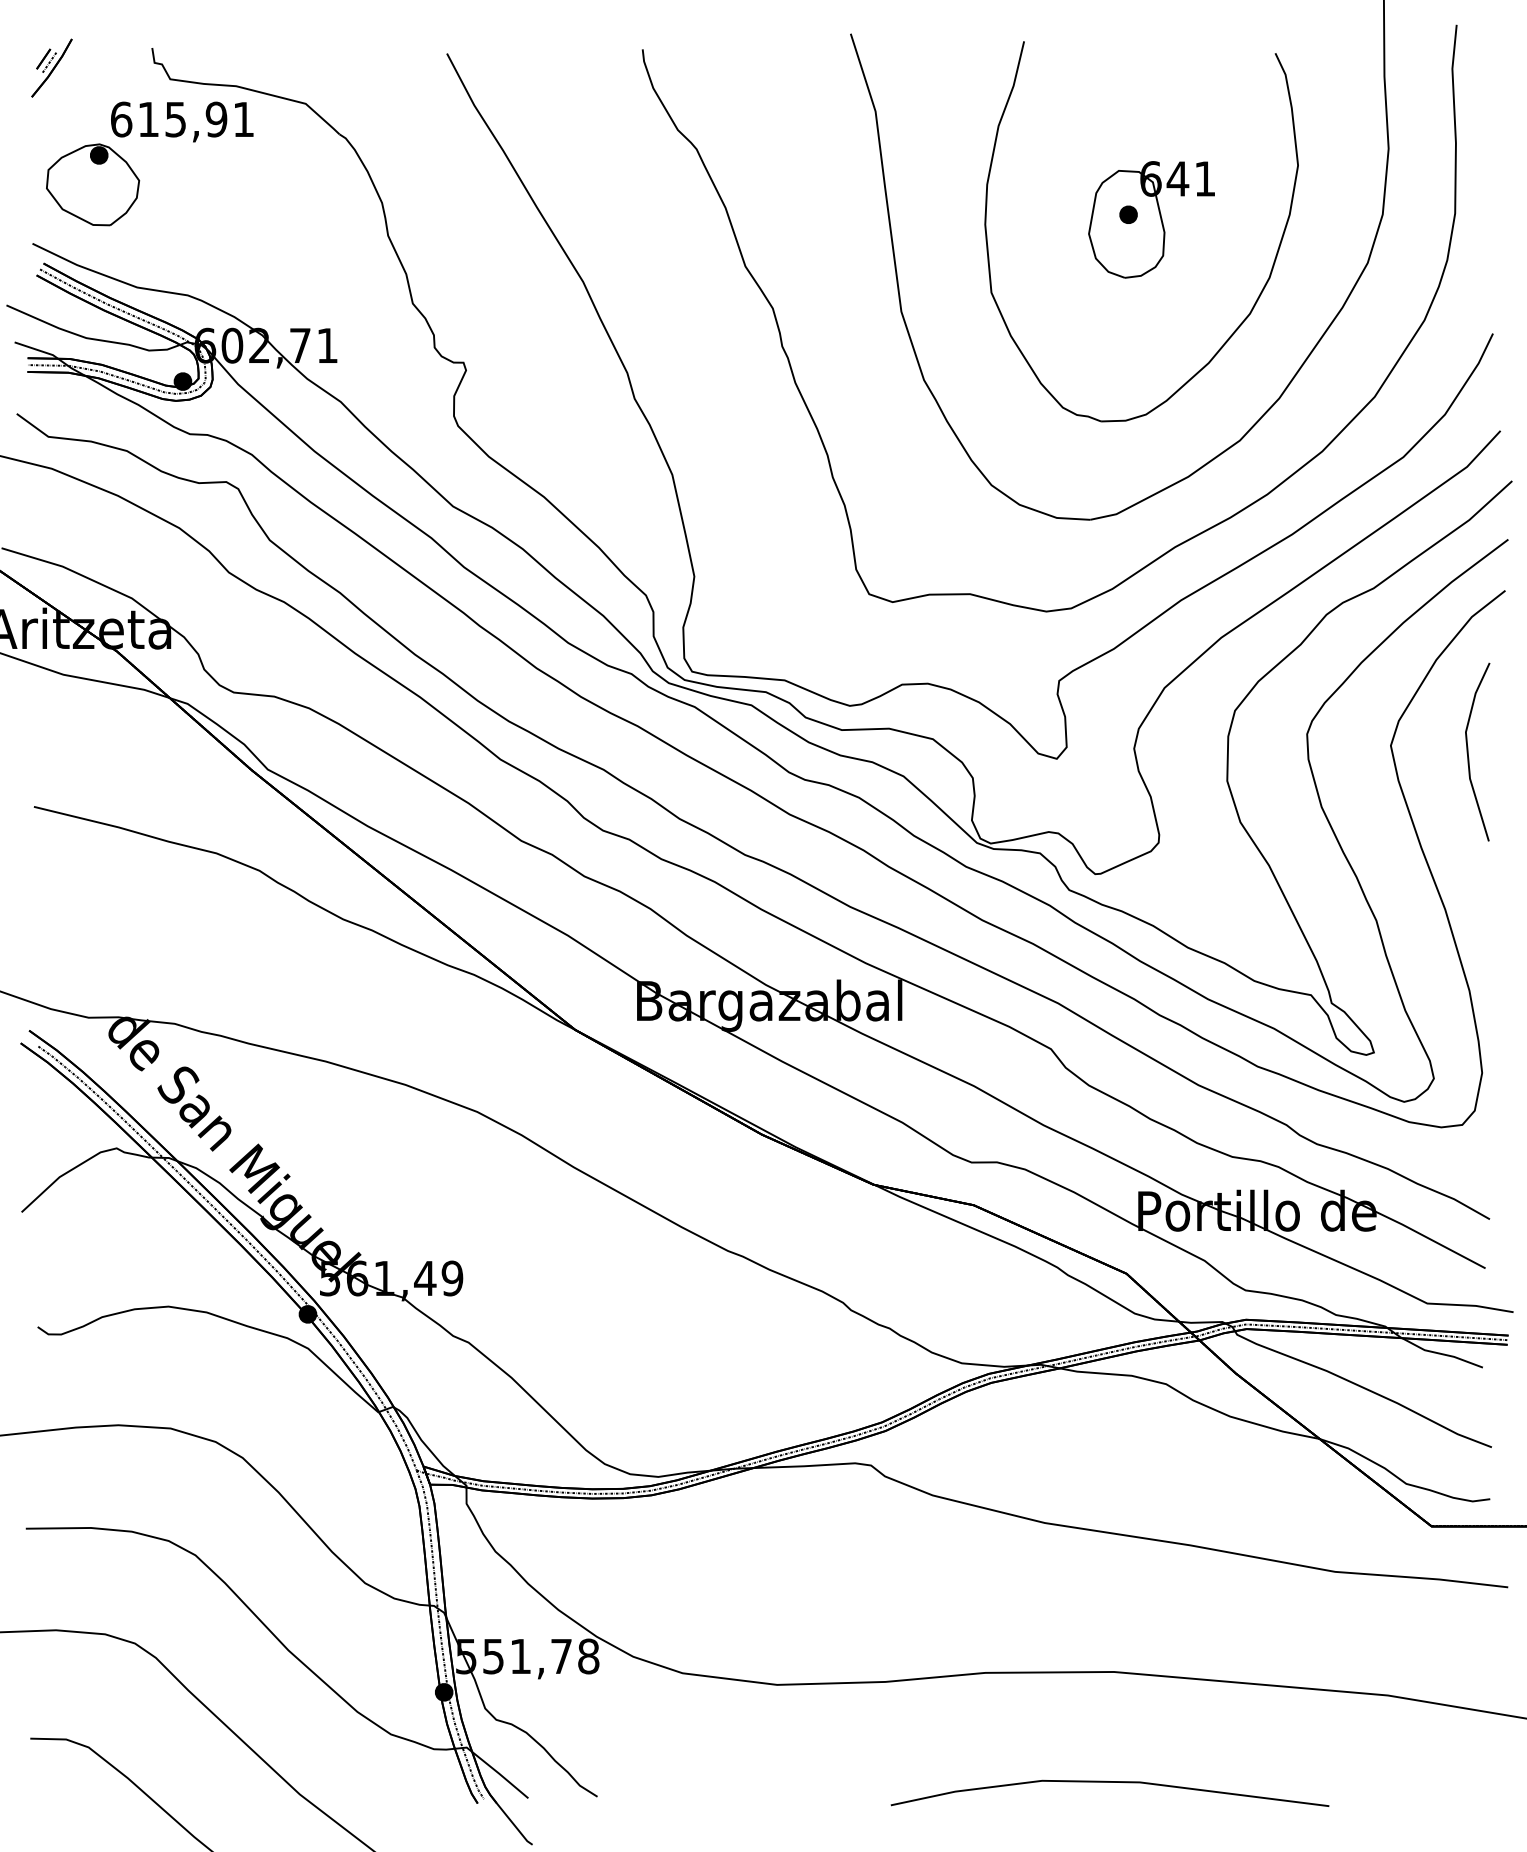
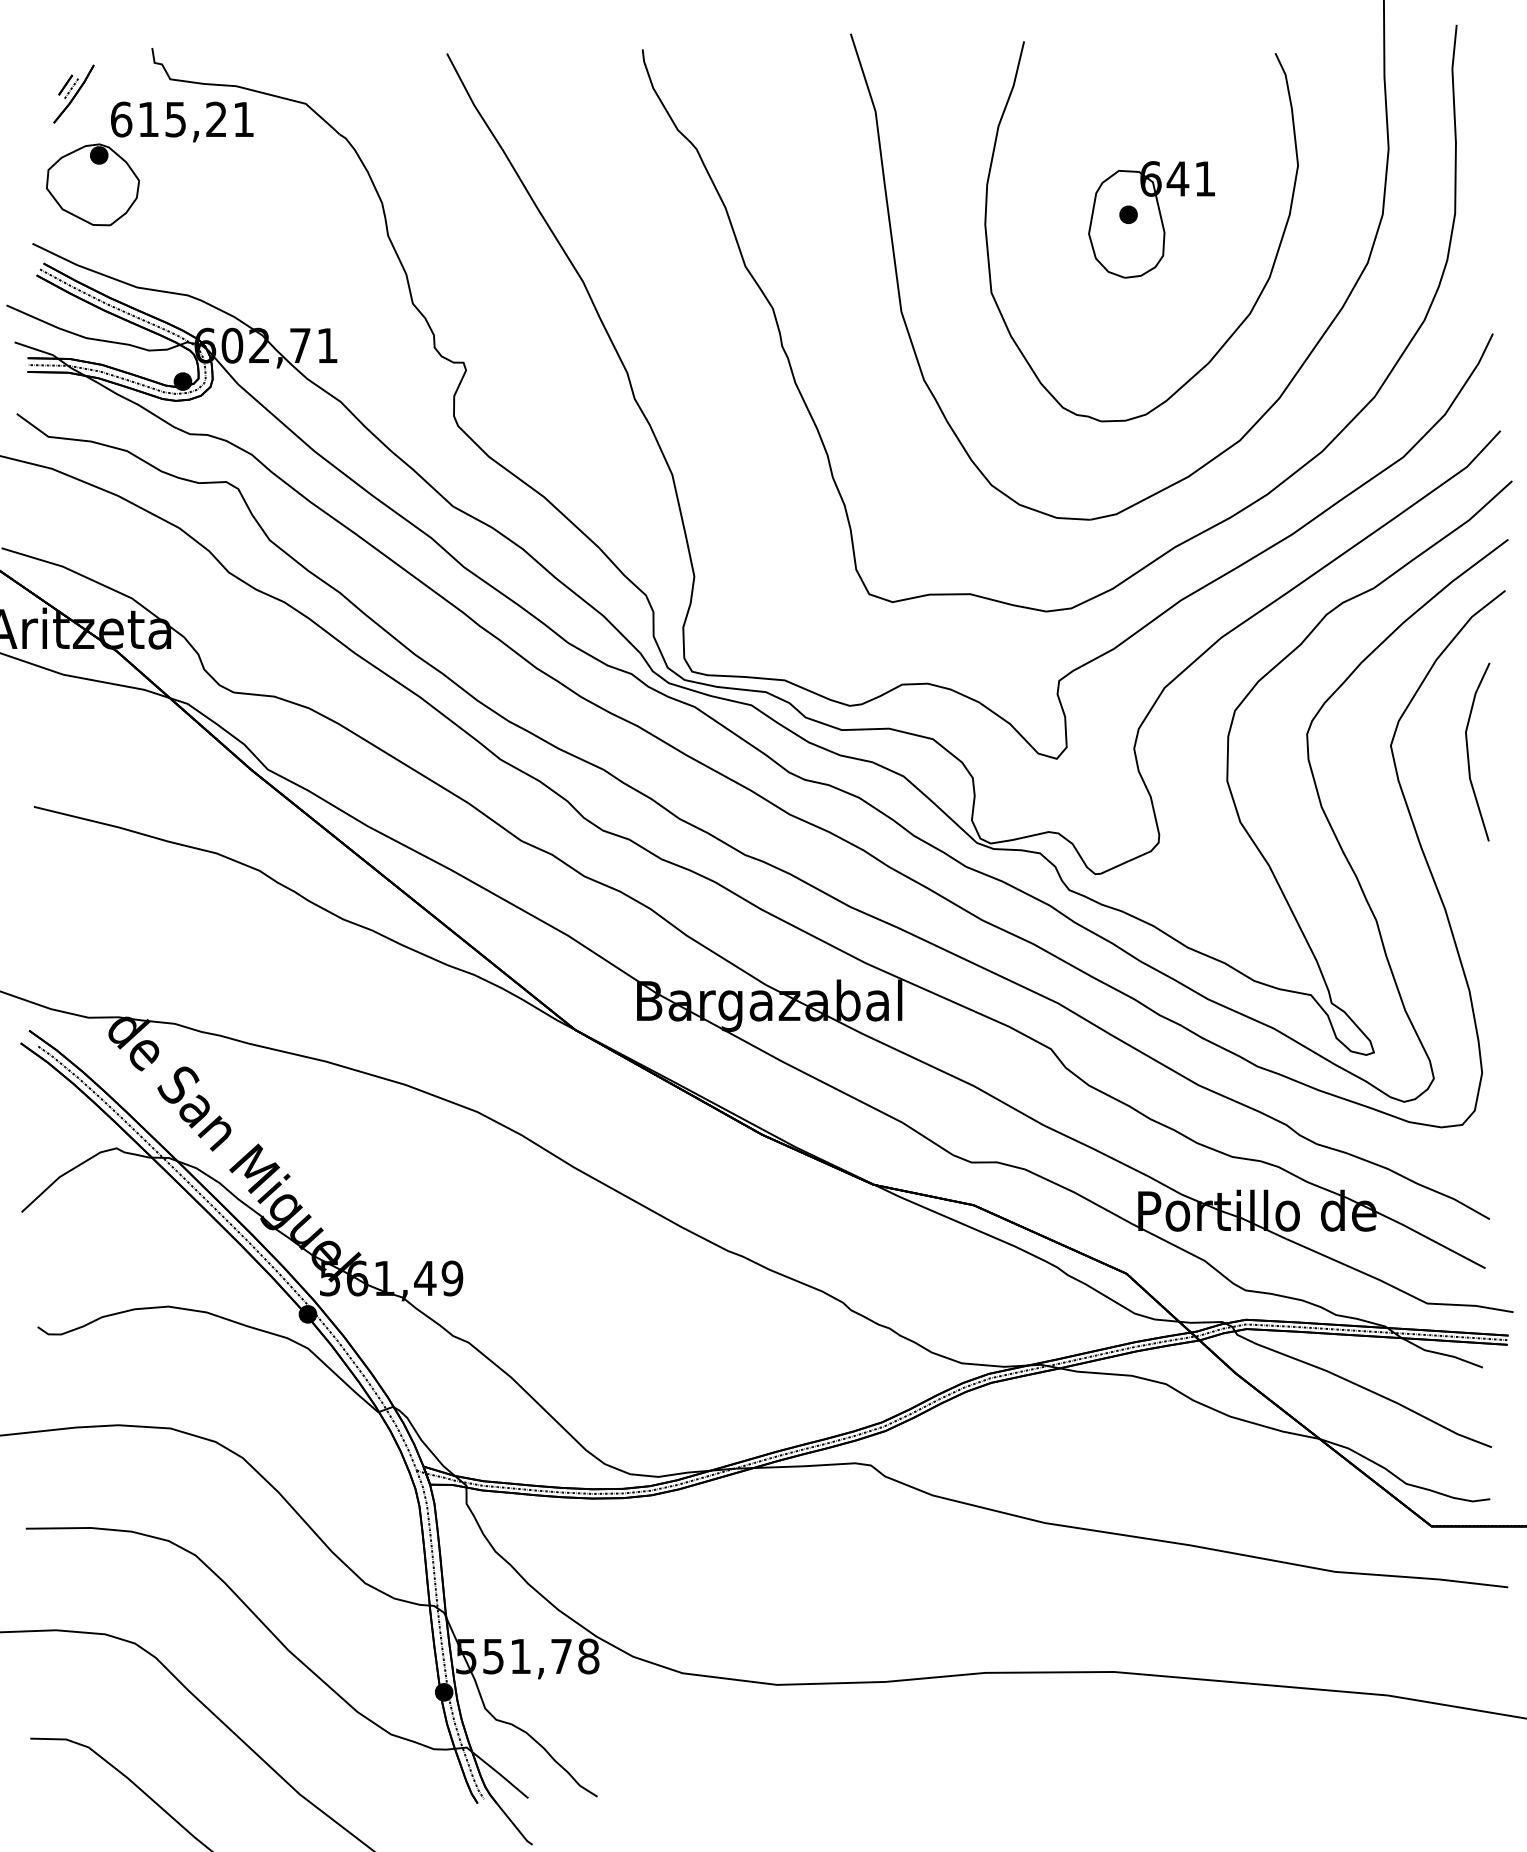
part position: (51, 67) -> (73, 93) (73, 93)
text: 615,91 -> 615,21 (216, 119)
line: present -> none (1109, 1782)
